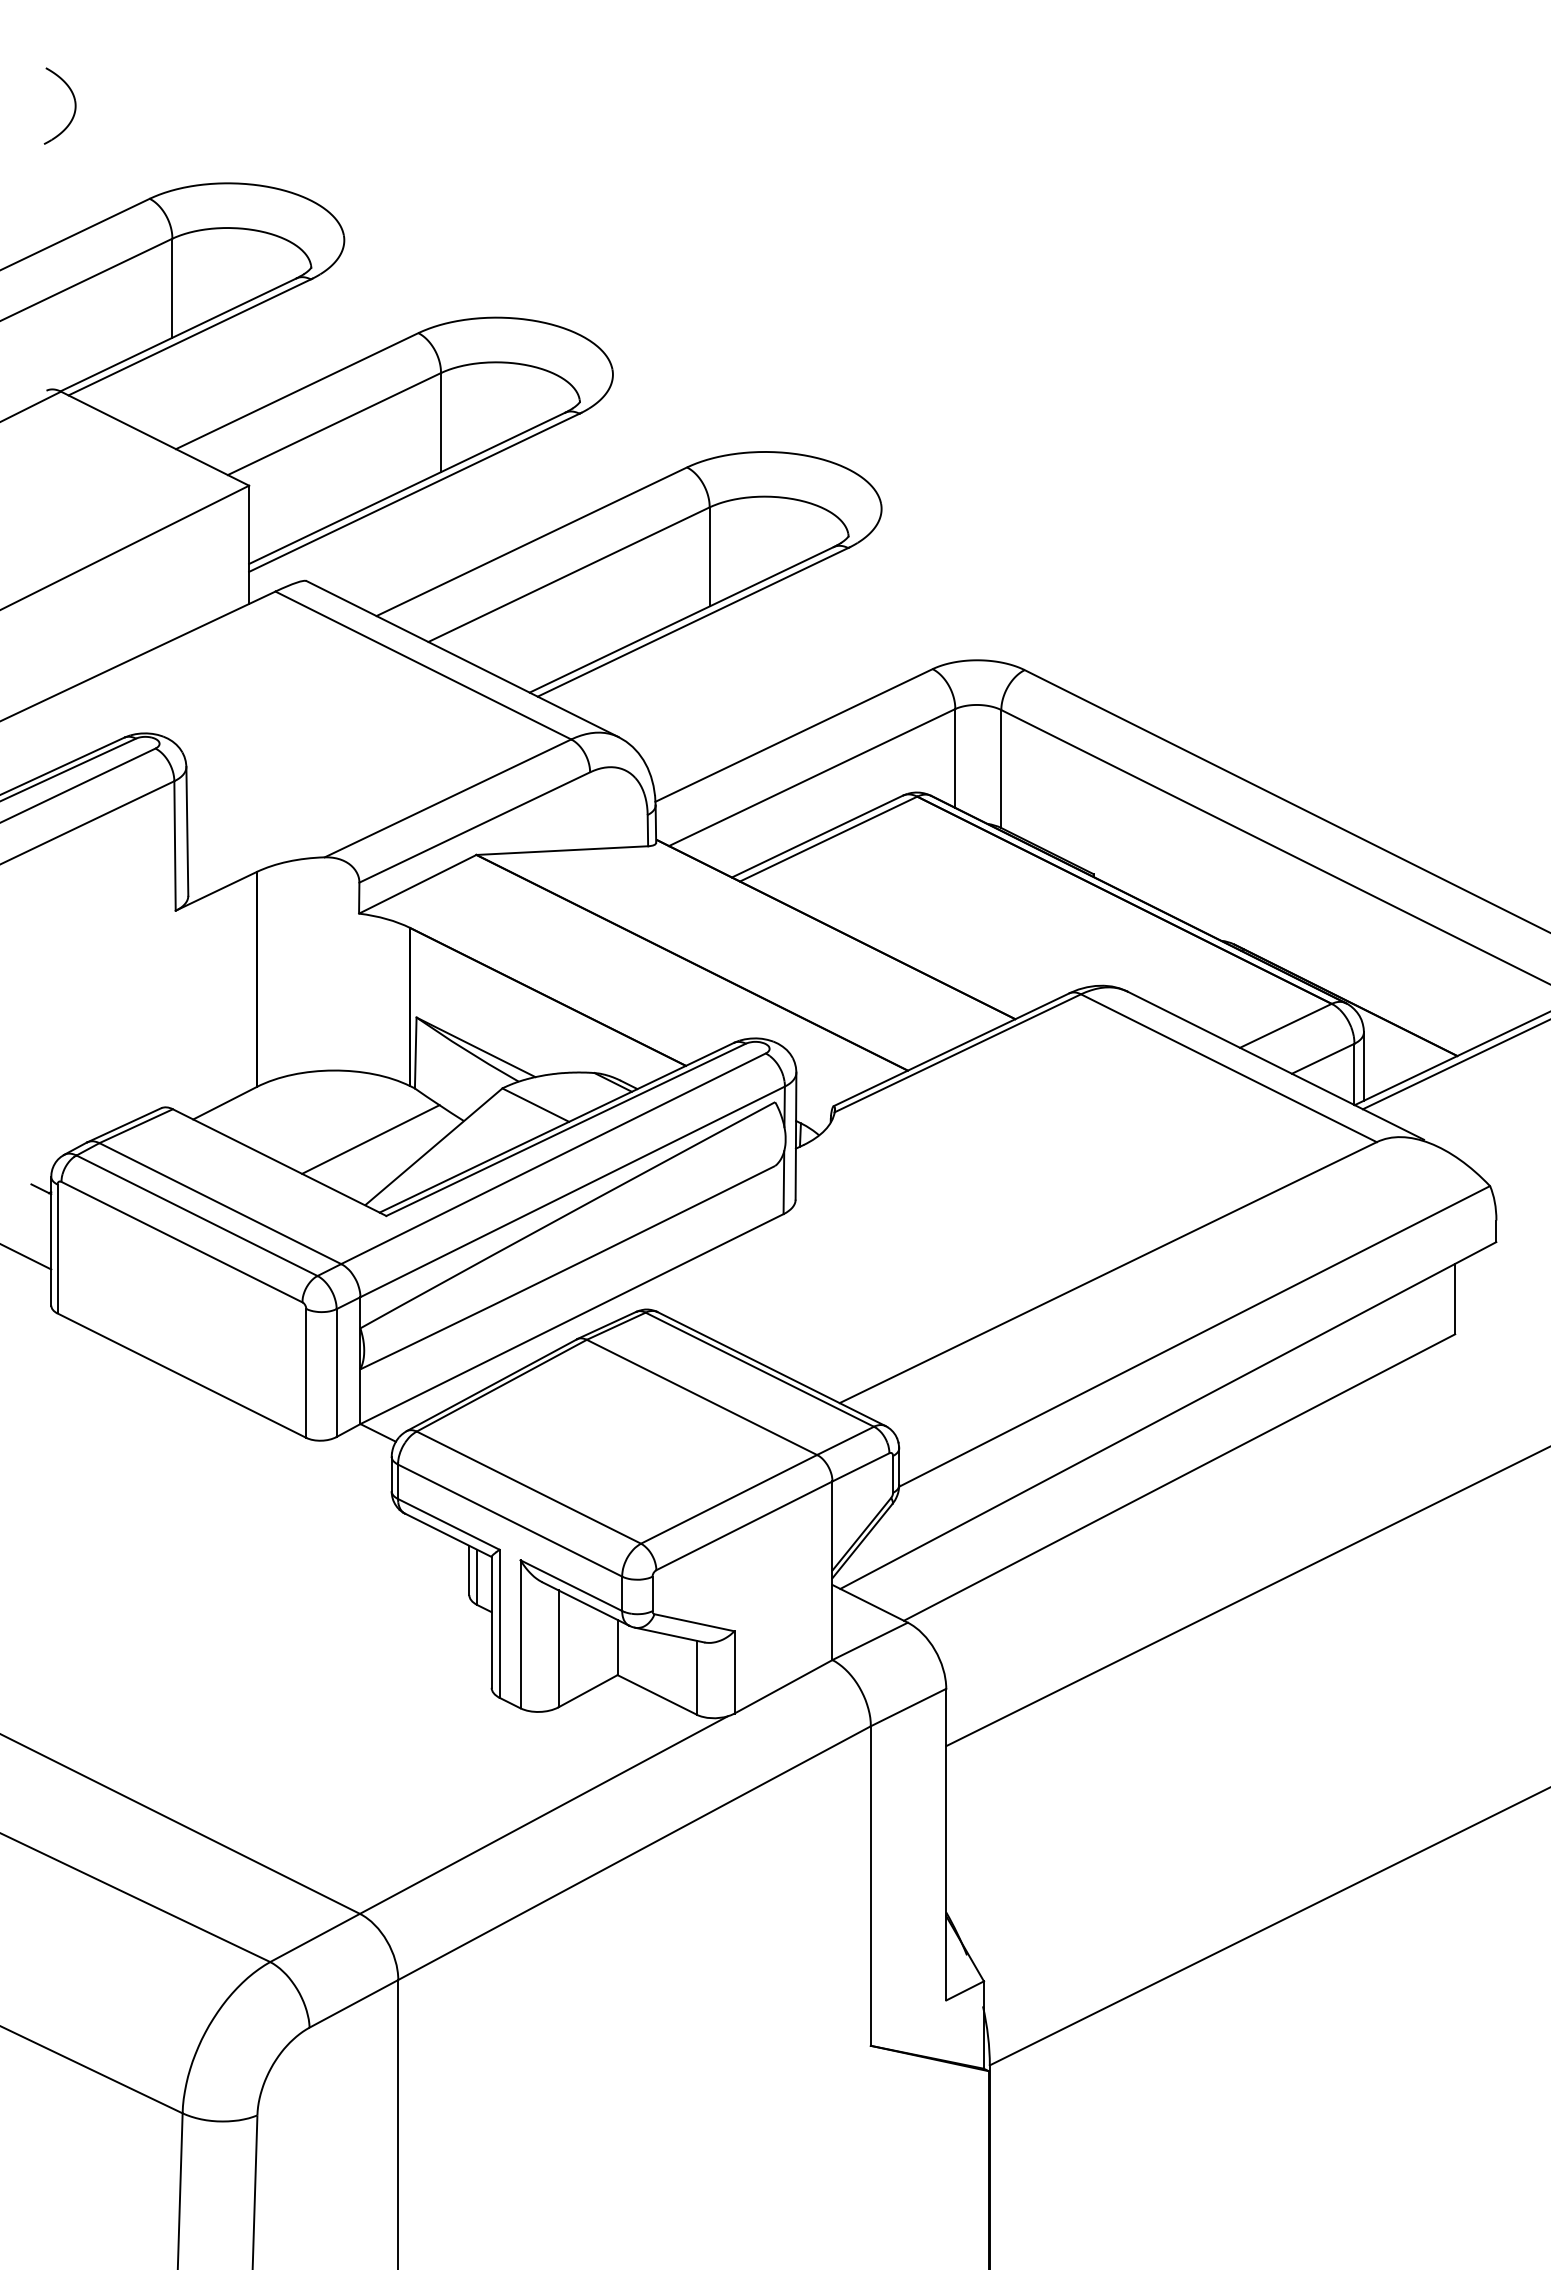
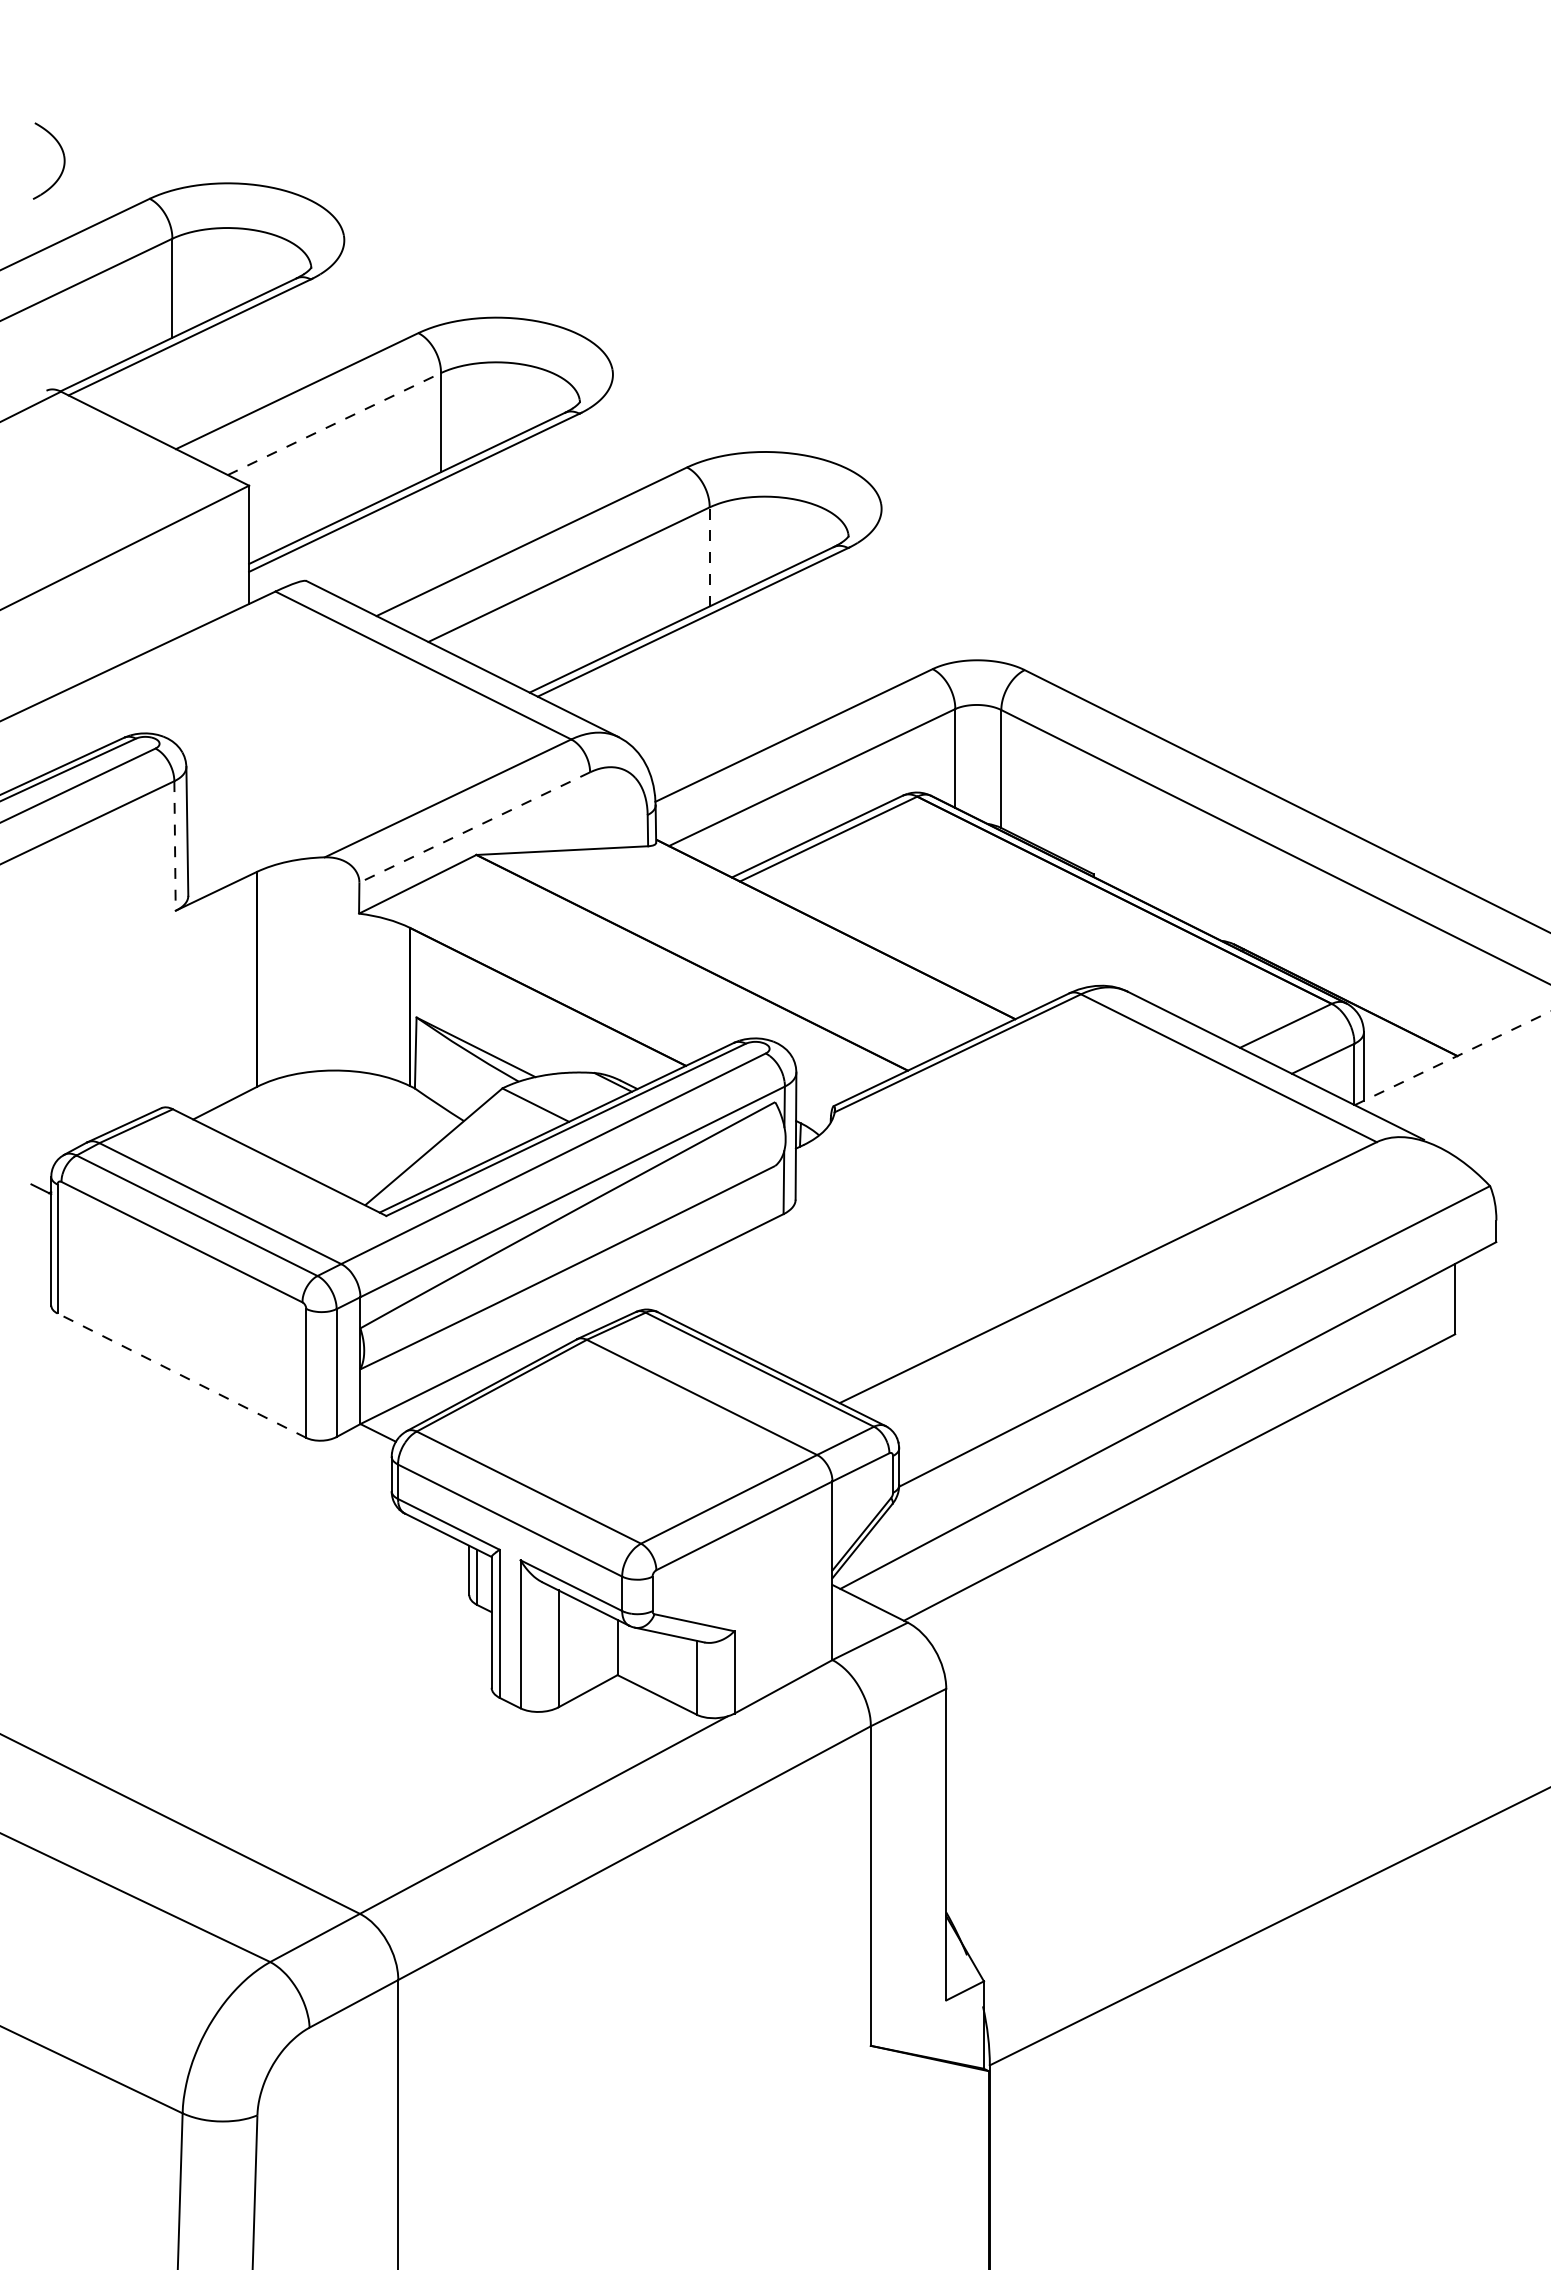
part position: (74, 105) -> (63, 160) (63, 160)
line: solid -> dashed (334, 423)
line: solid -> dashed (709, 556)
line: solid -> dashed (474, 827)
line: solid -> dashed (175, 845)
line: solid -> dashed (1453, 1058)
line: present -> none (1454, 1064)
line: present -> none (370, 1139)
line: present -> none (26, 1257)
line: solid -> dashed (181, 1375)
line: present -> none (1246, 1596)
